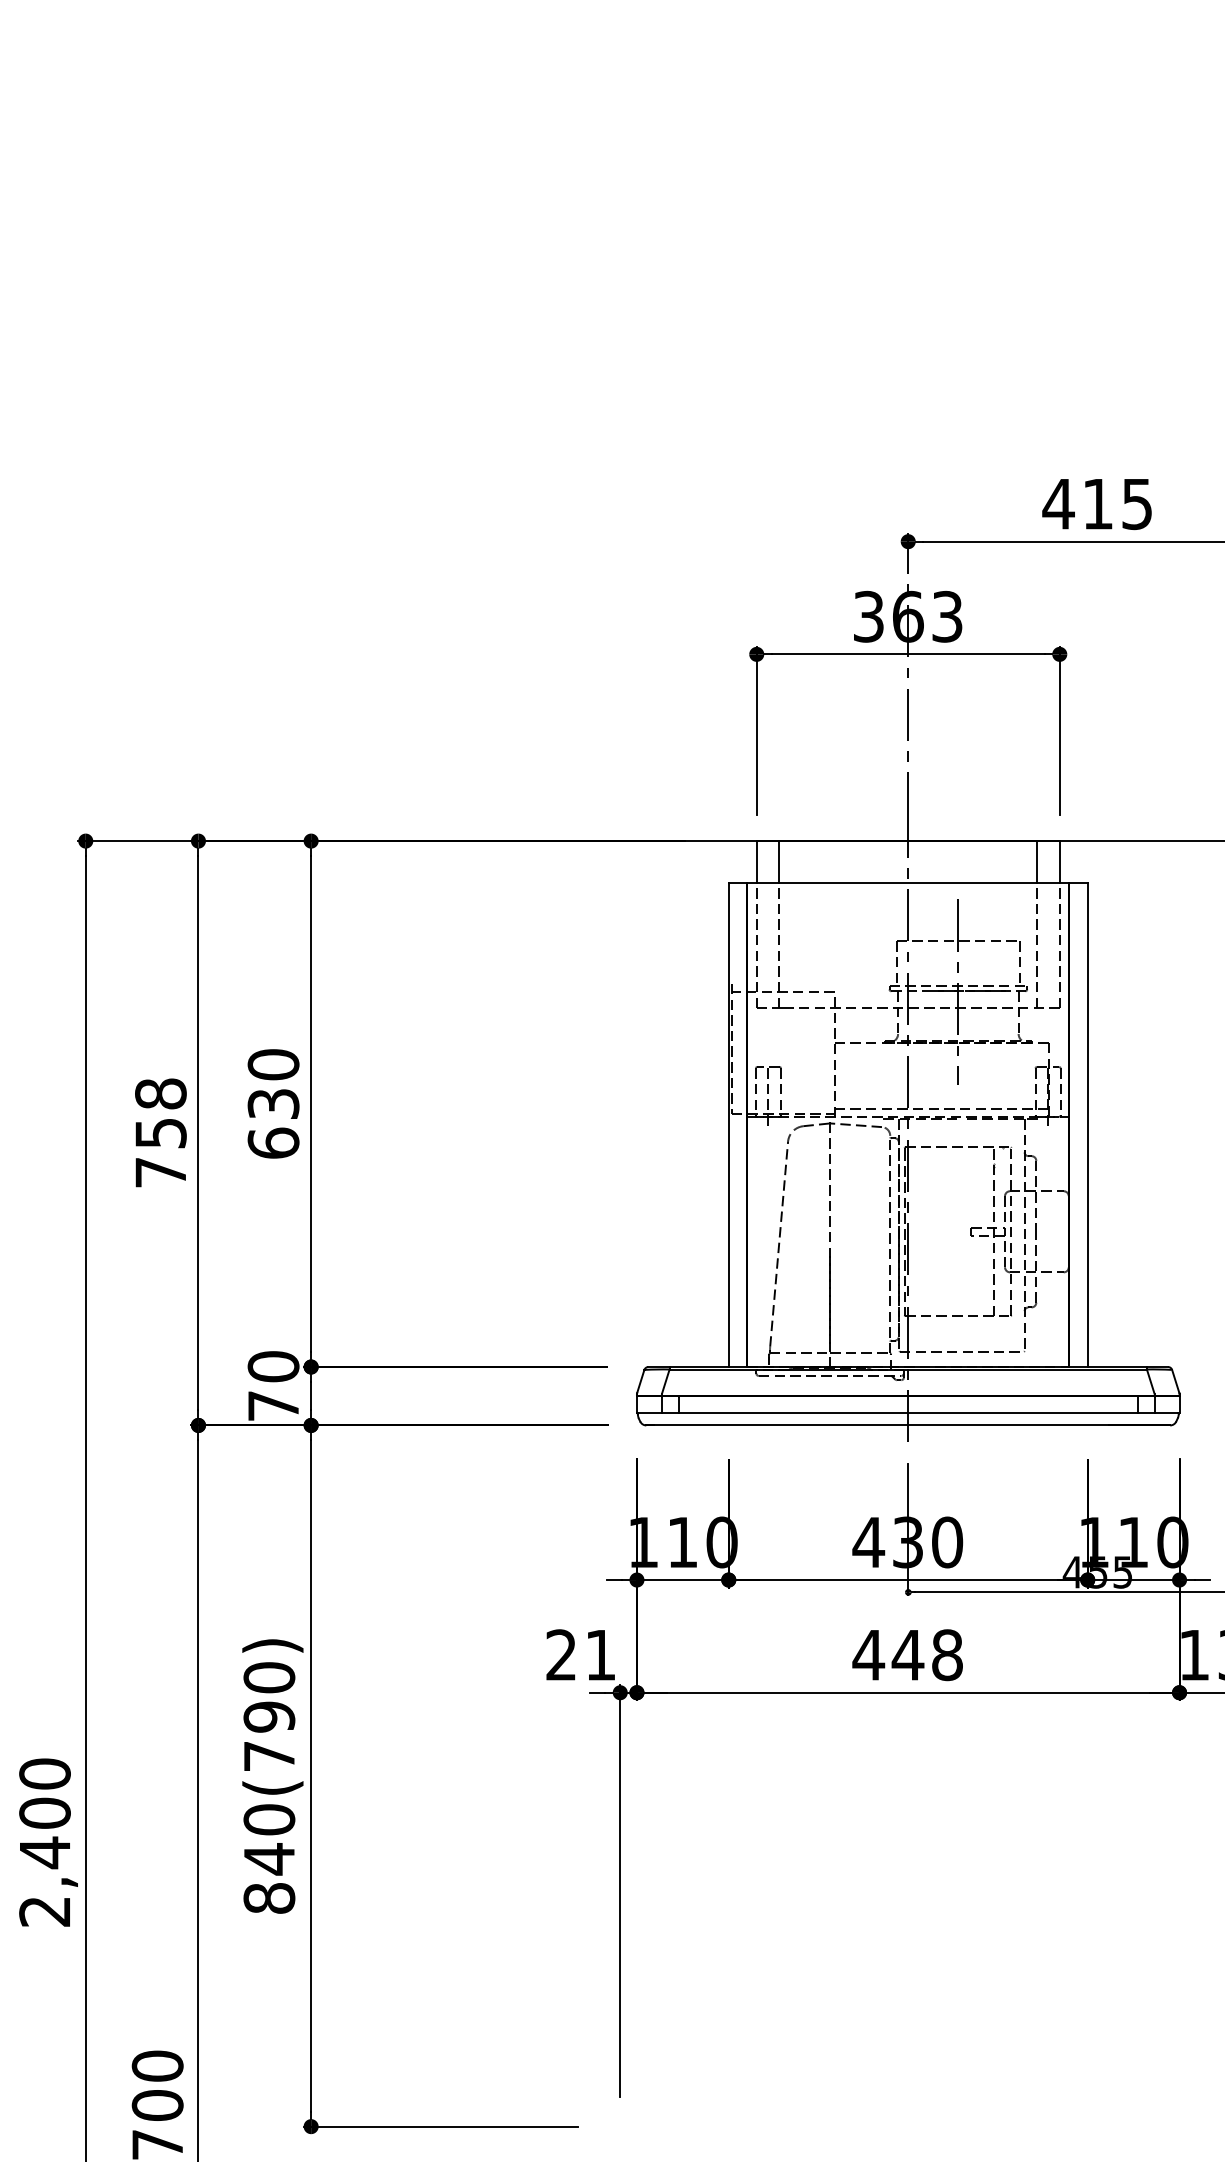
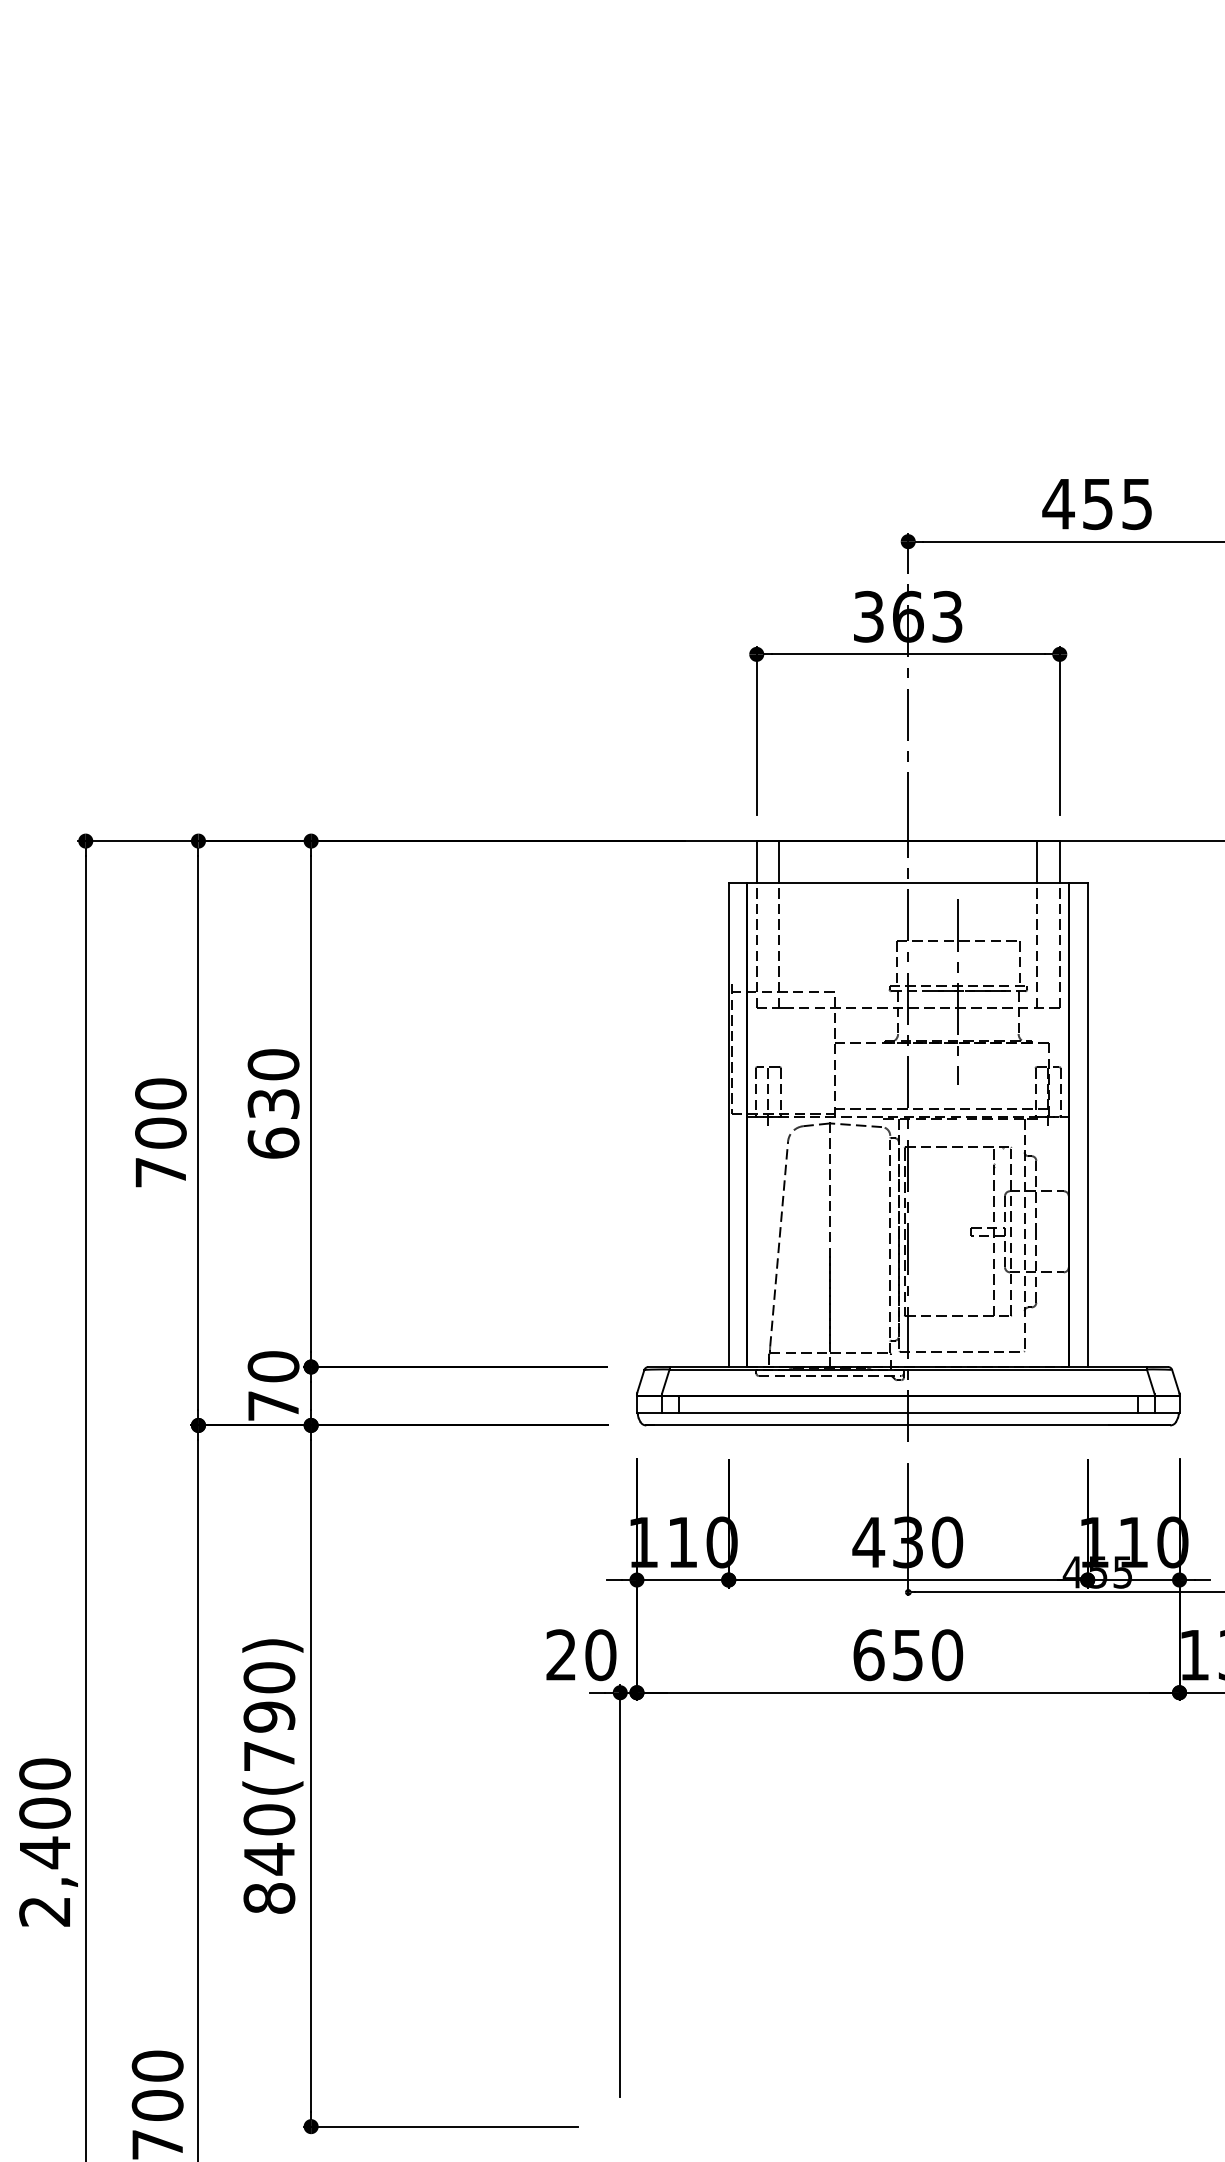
text: 415 -> 455 (1097, 504)
text: 758 -> 700 (160, 1113)
text: 21 -> 20 (600, 1655)
text: 448 -> 650 (907, 1655)
